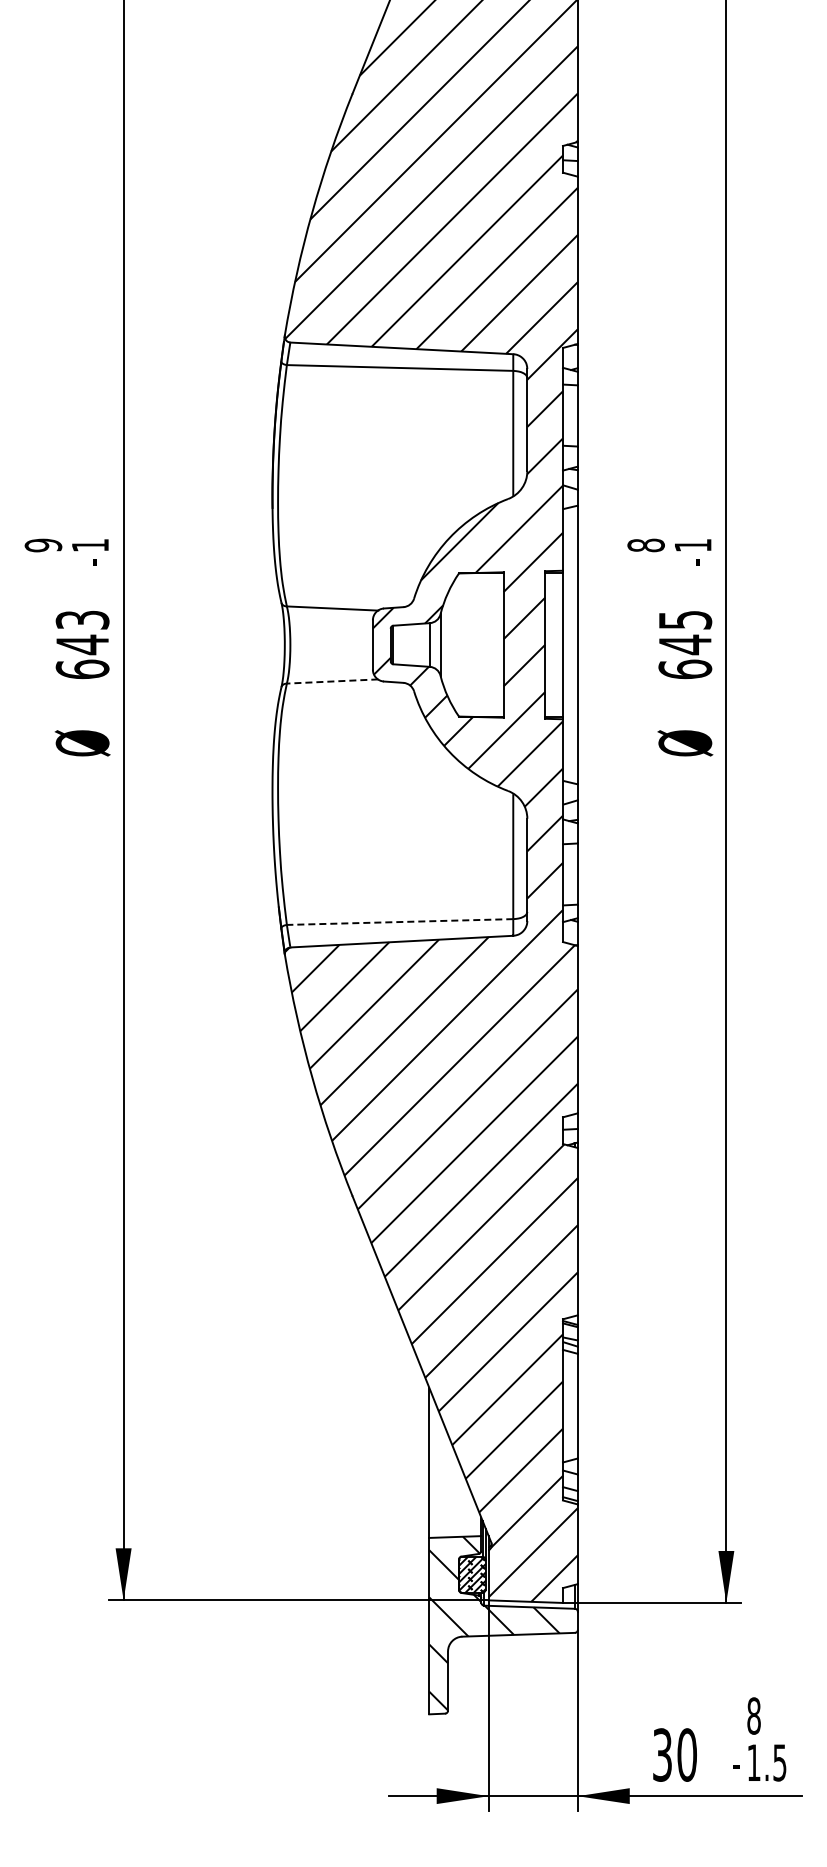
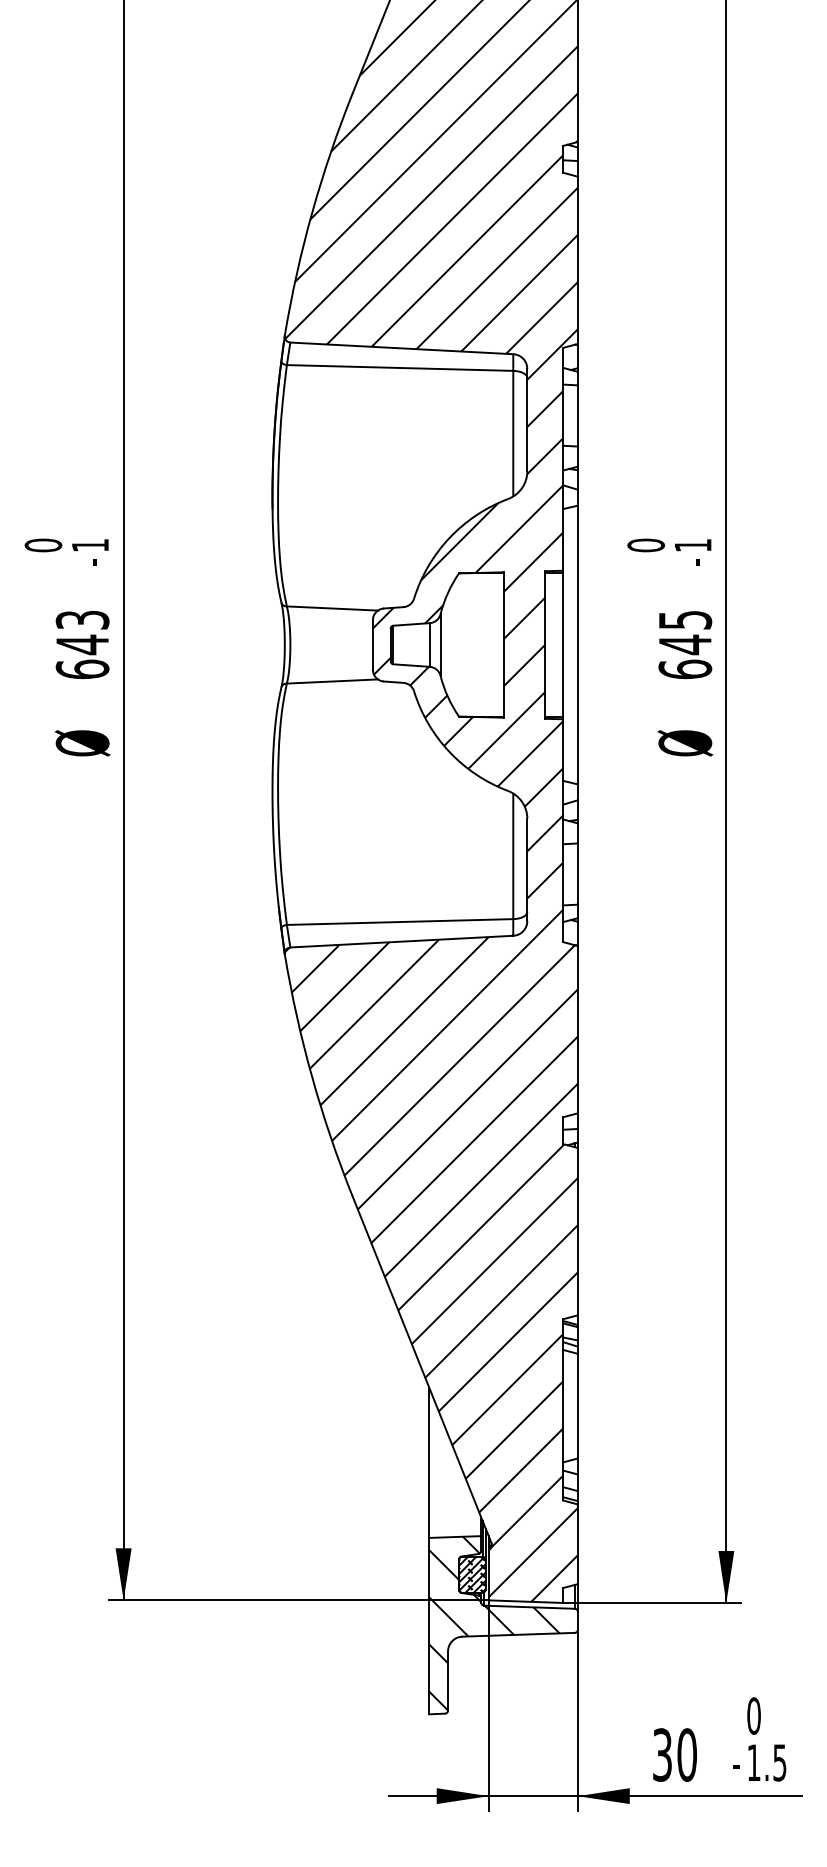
text: 9 -> 0 (43, 545)
text: 8 -> 0 (646, 545)
line: dashed -> solid (332, 681)
line: dashed -> solid (399, 922)
text: 8 -> 0 (753, 1715)
